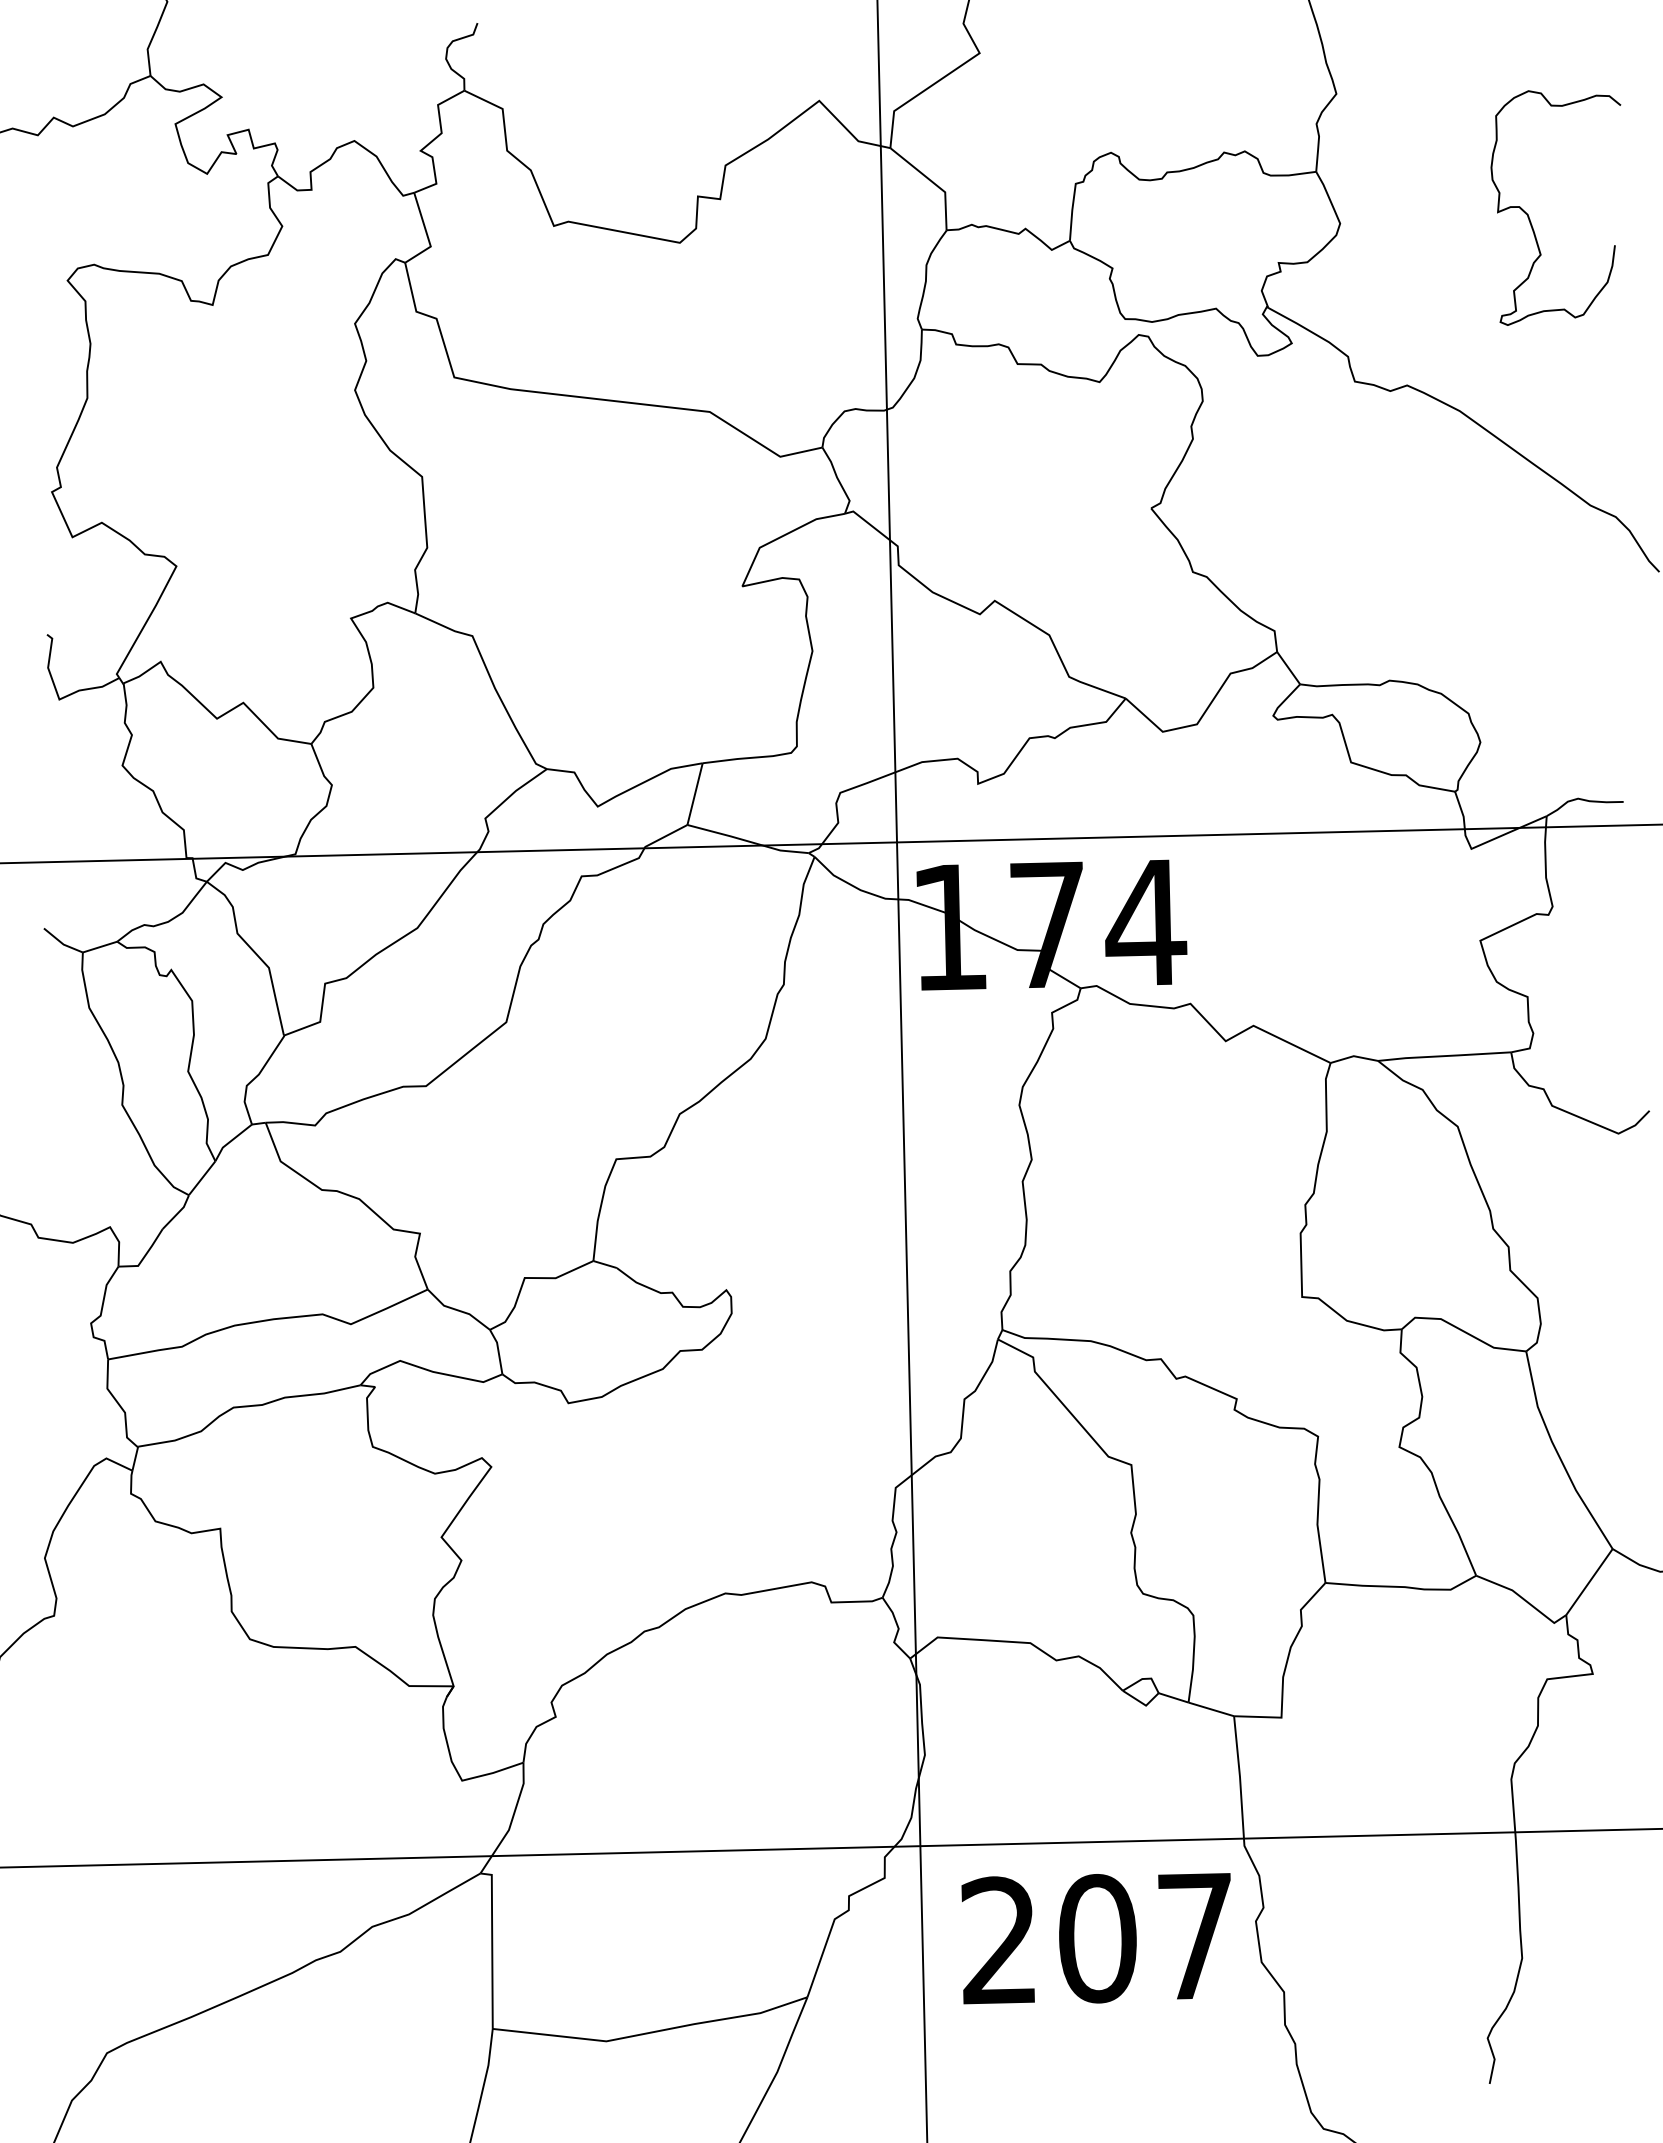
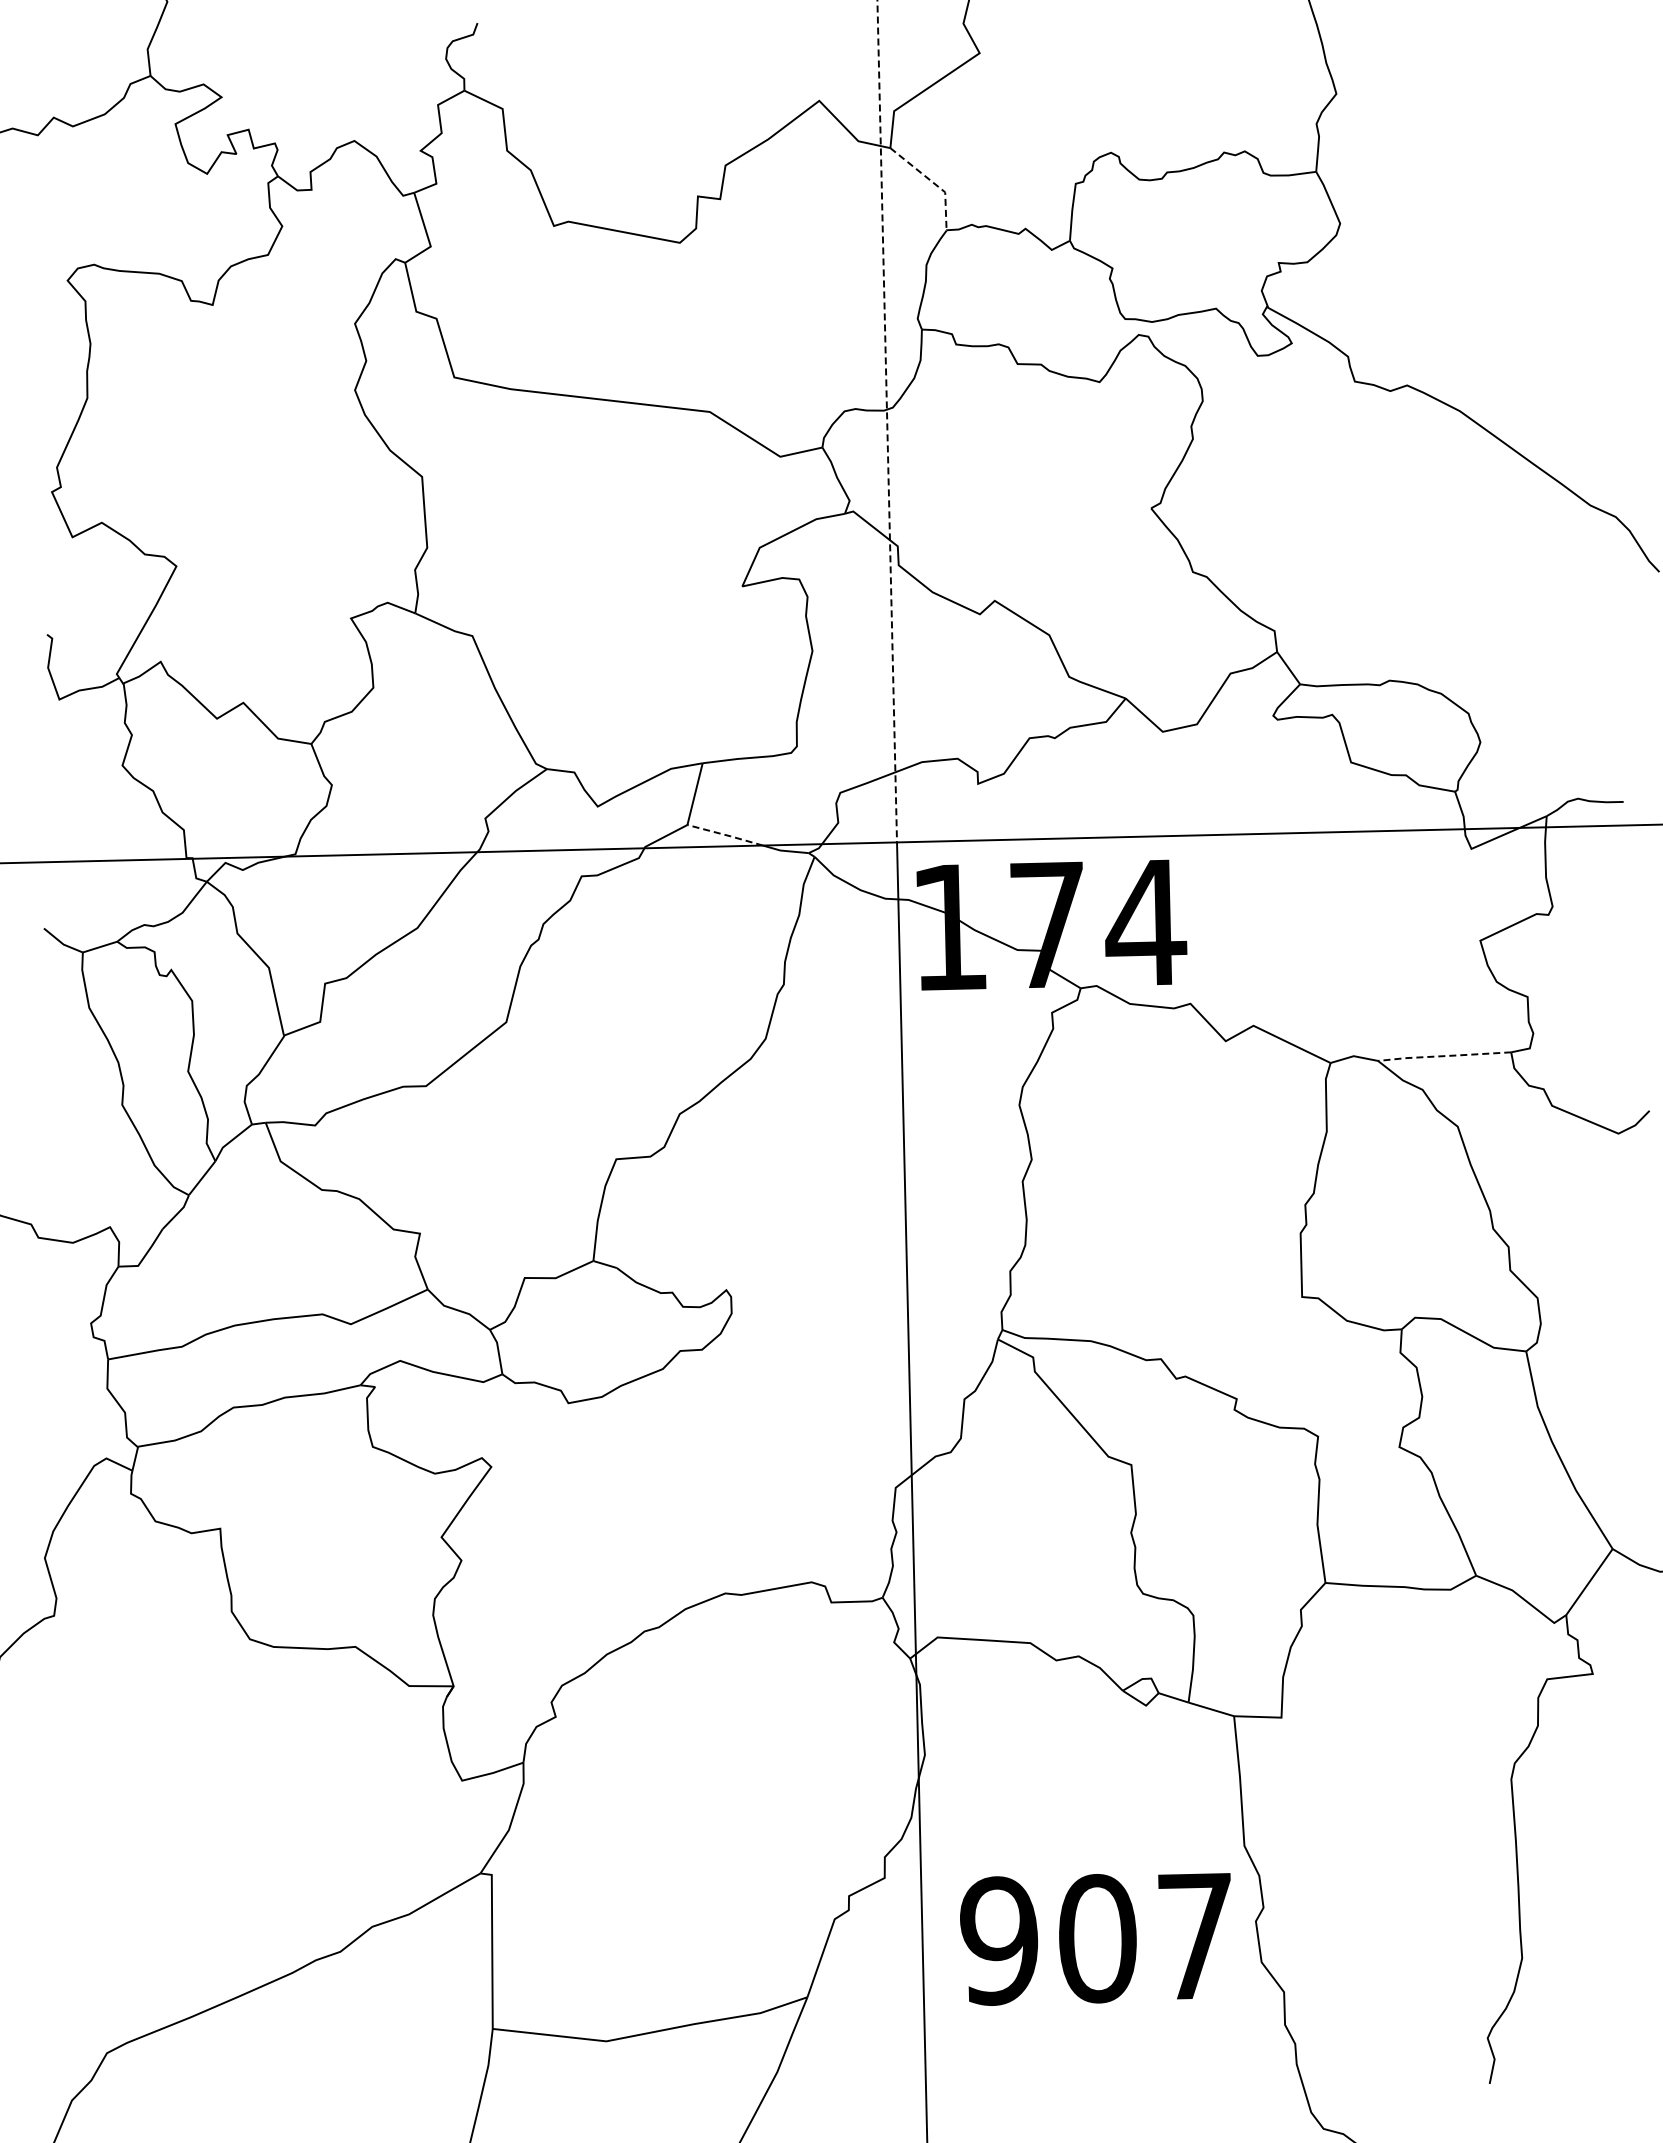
line: solid -> dashed (933, 182)
curve: present -> none (1529, 216)
line: solid -> dashed (887, 421)
line: solid -> dashed (726, 835)
line: solid -> dashed (1444, 1056)
line: present -> none (830, 1847)
text: 207 -> 907 (999, 1940)
